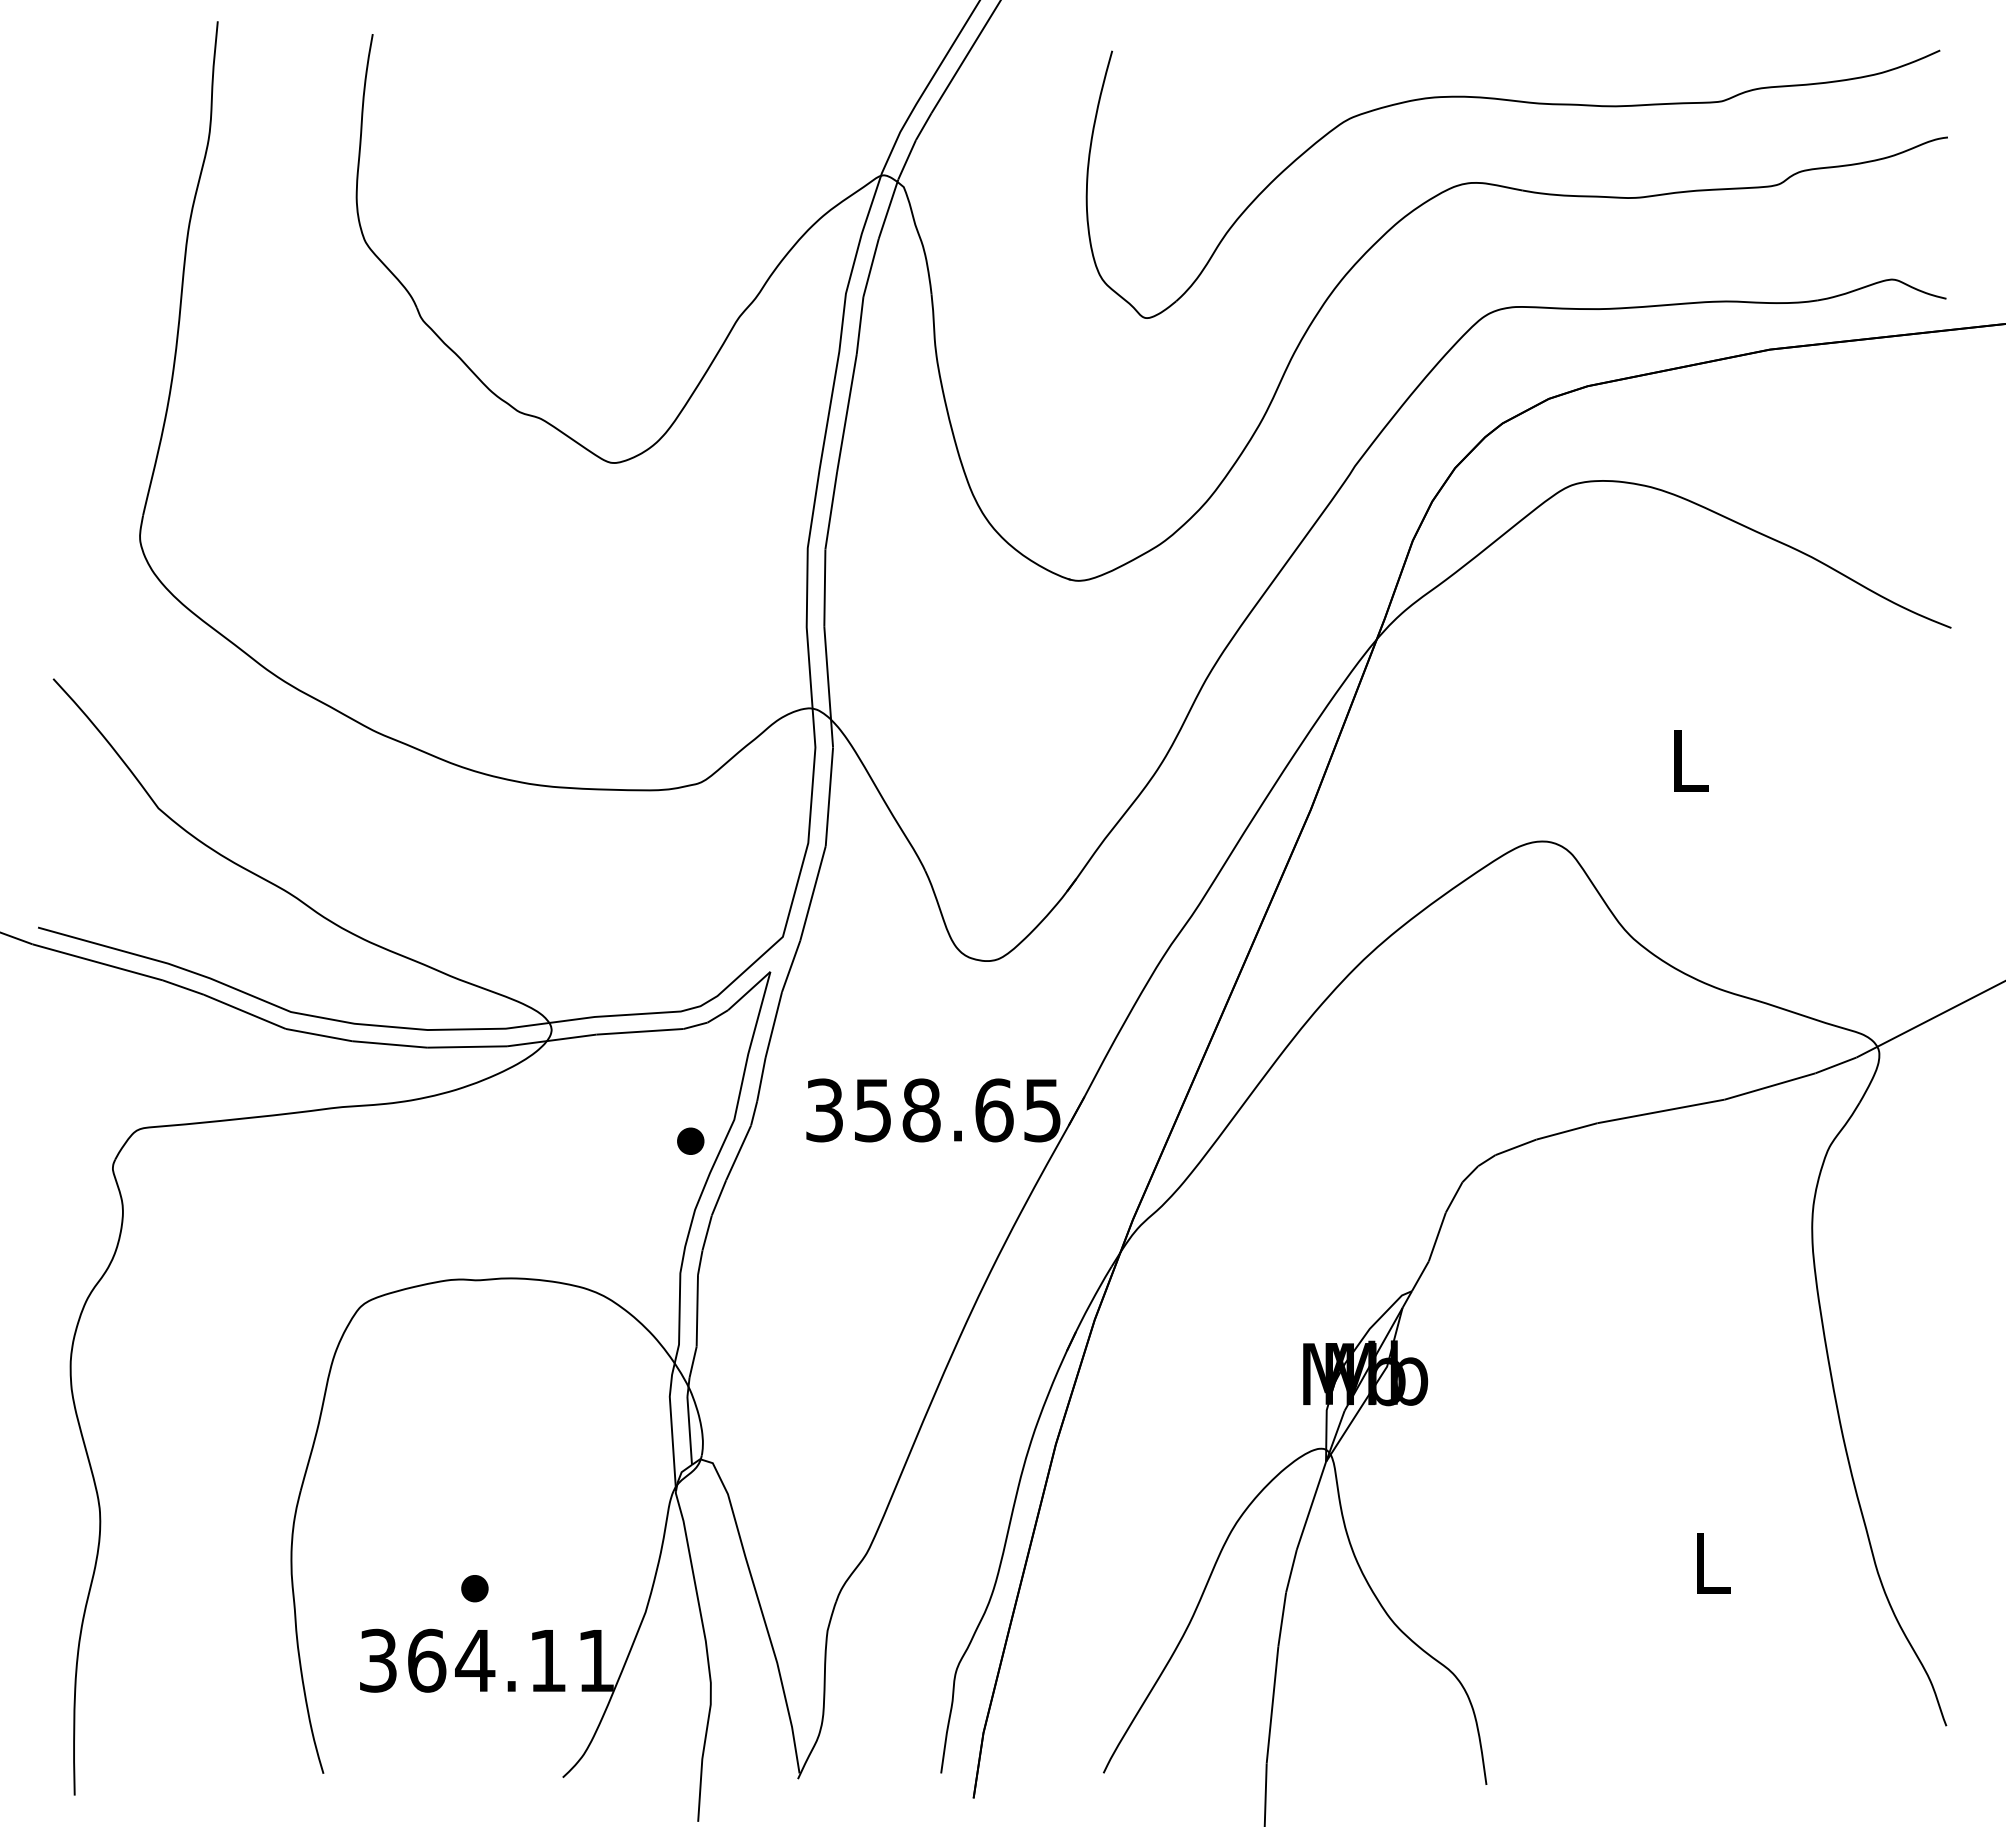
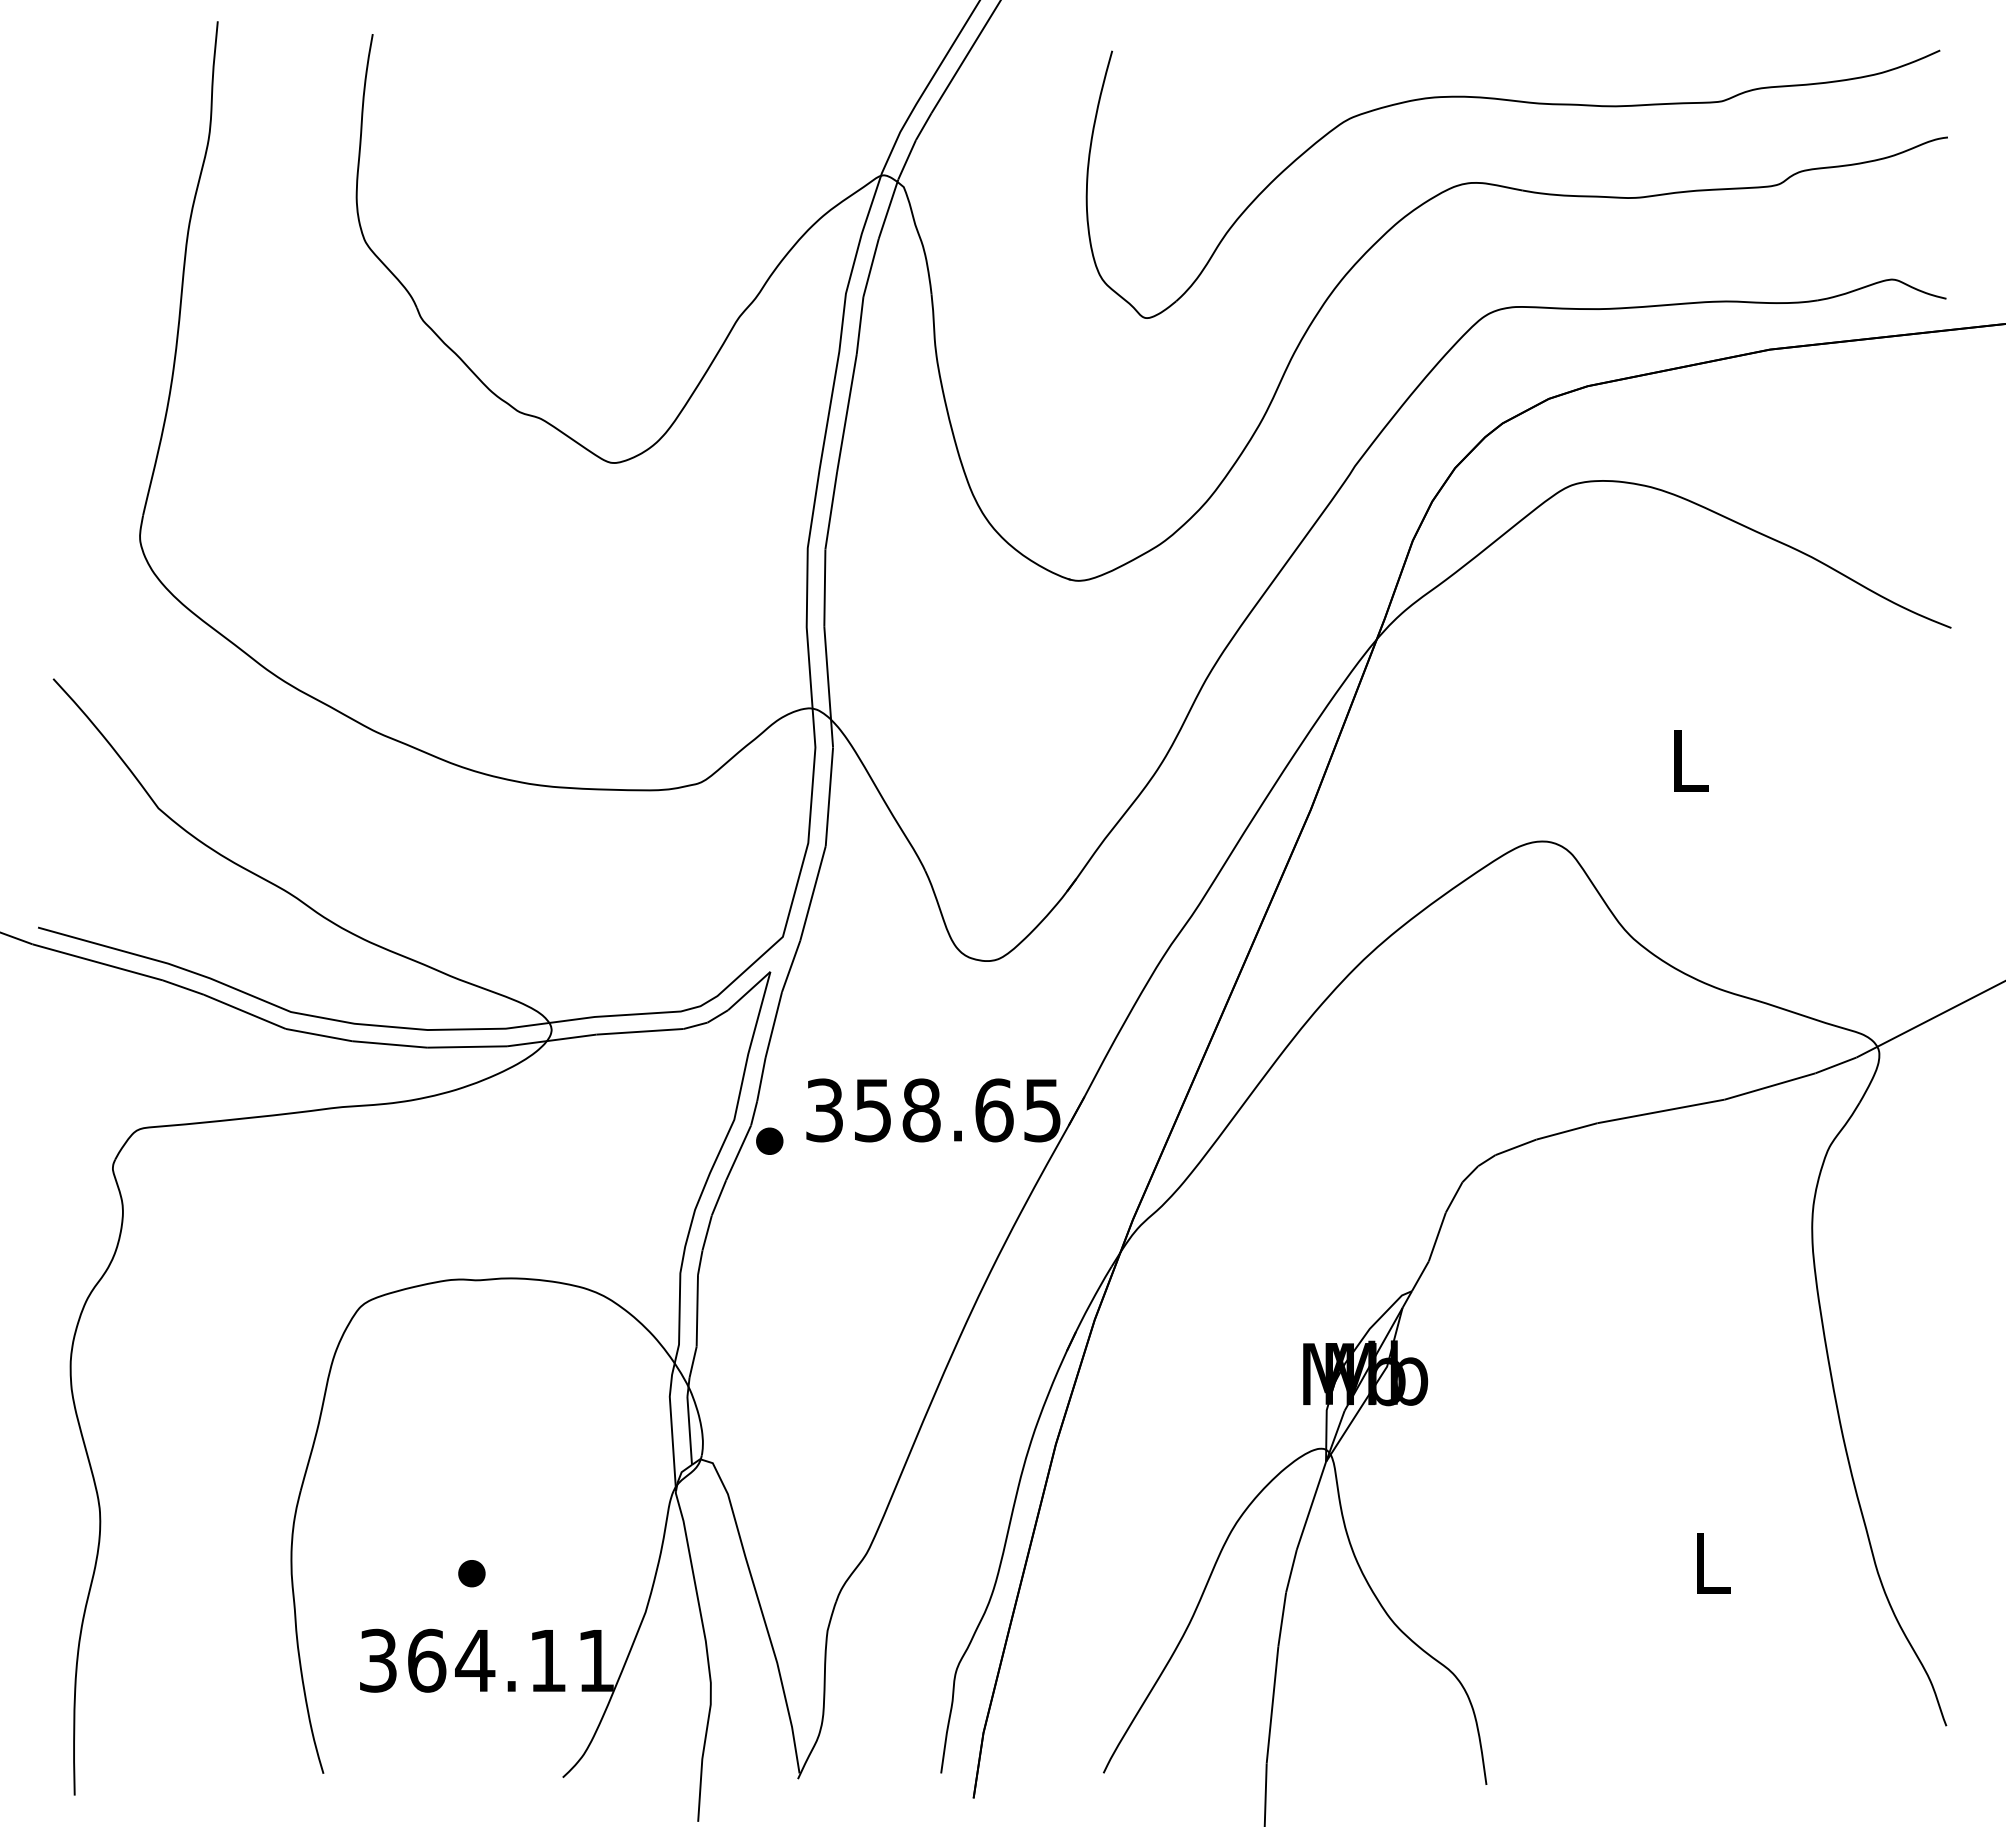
part position: (690, 1140) -> (769, 1140) (769, 1140)
part position: (474, 1588) -> (471, 1573) (471, 1573)
